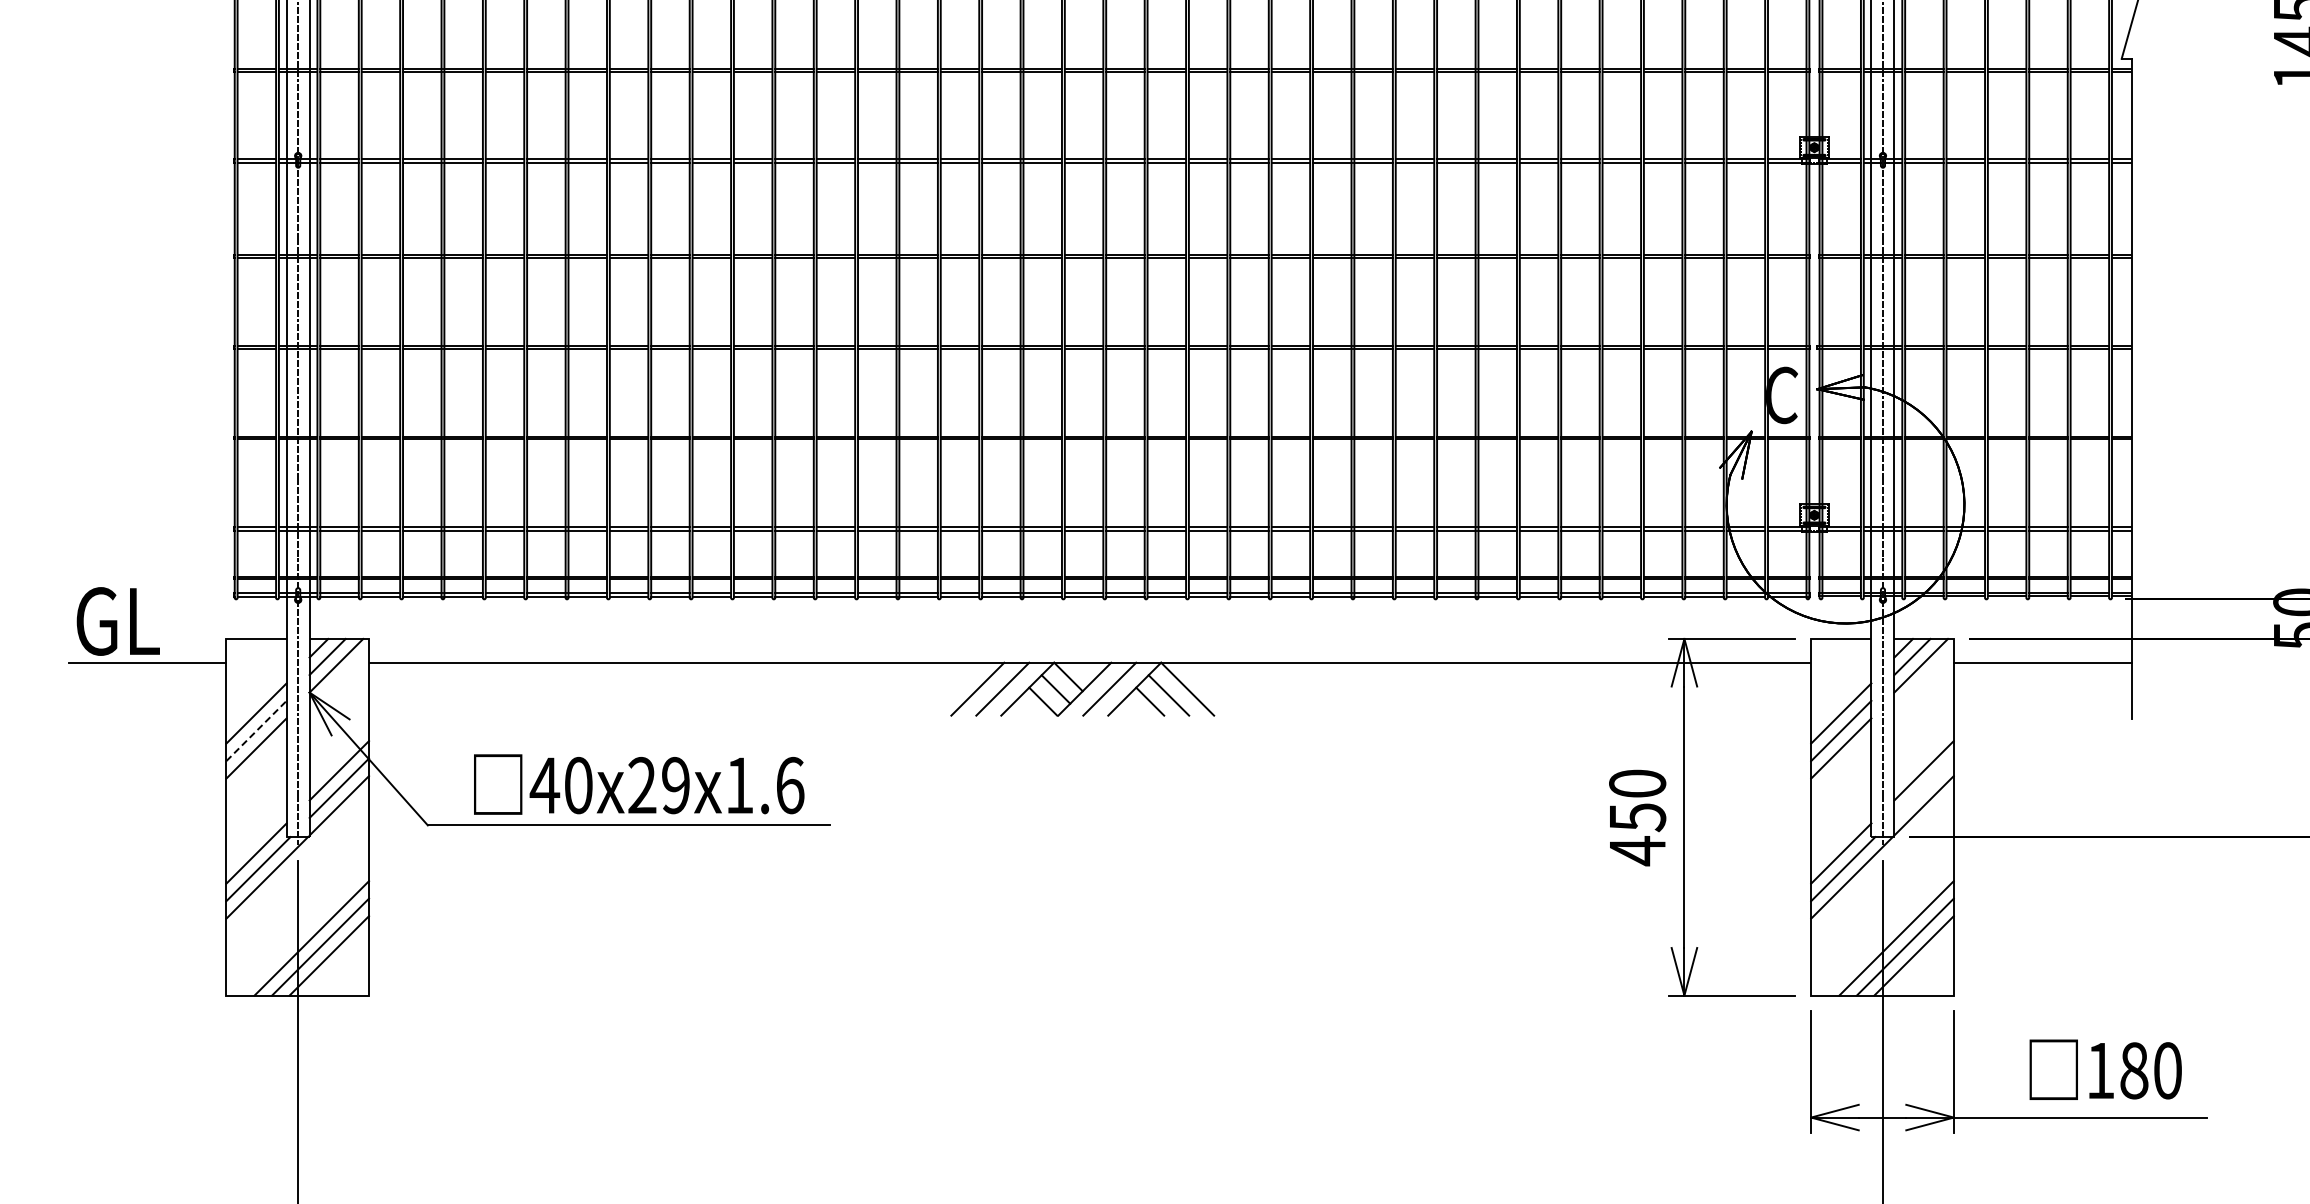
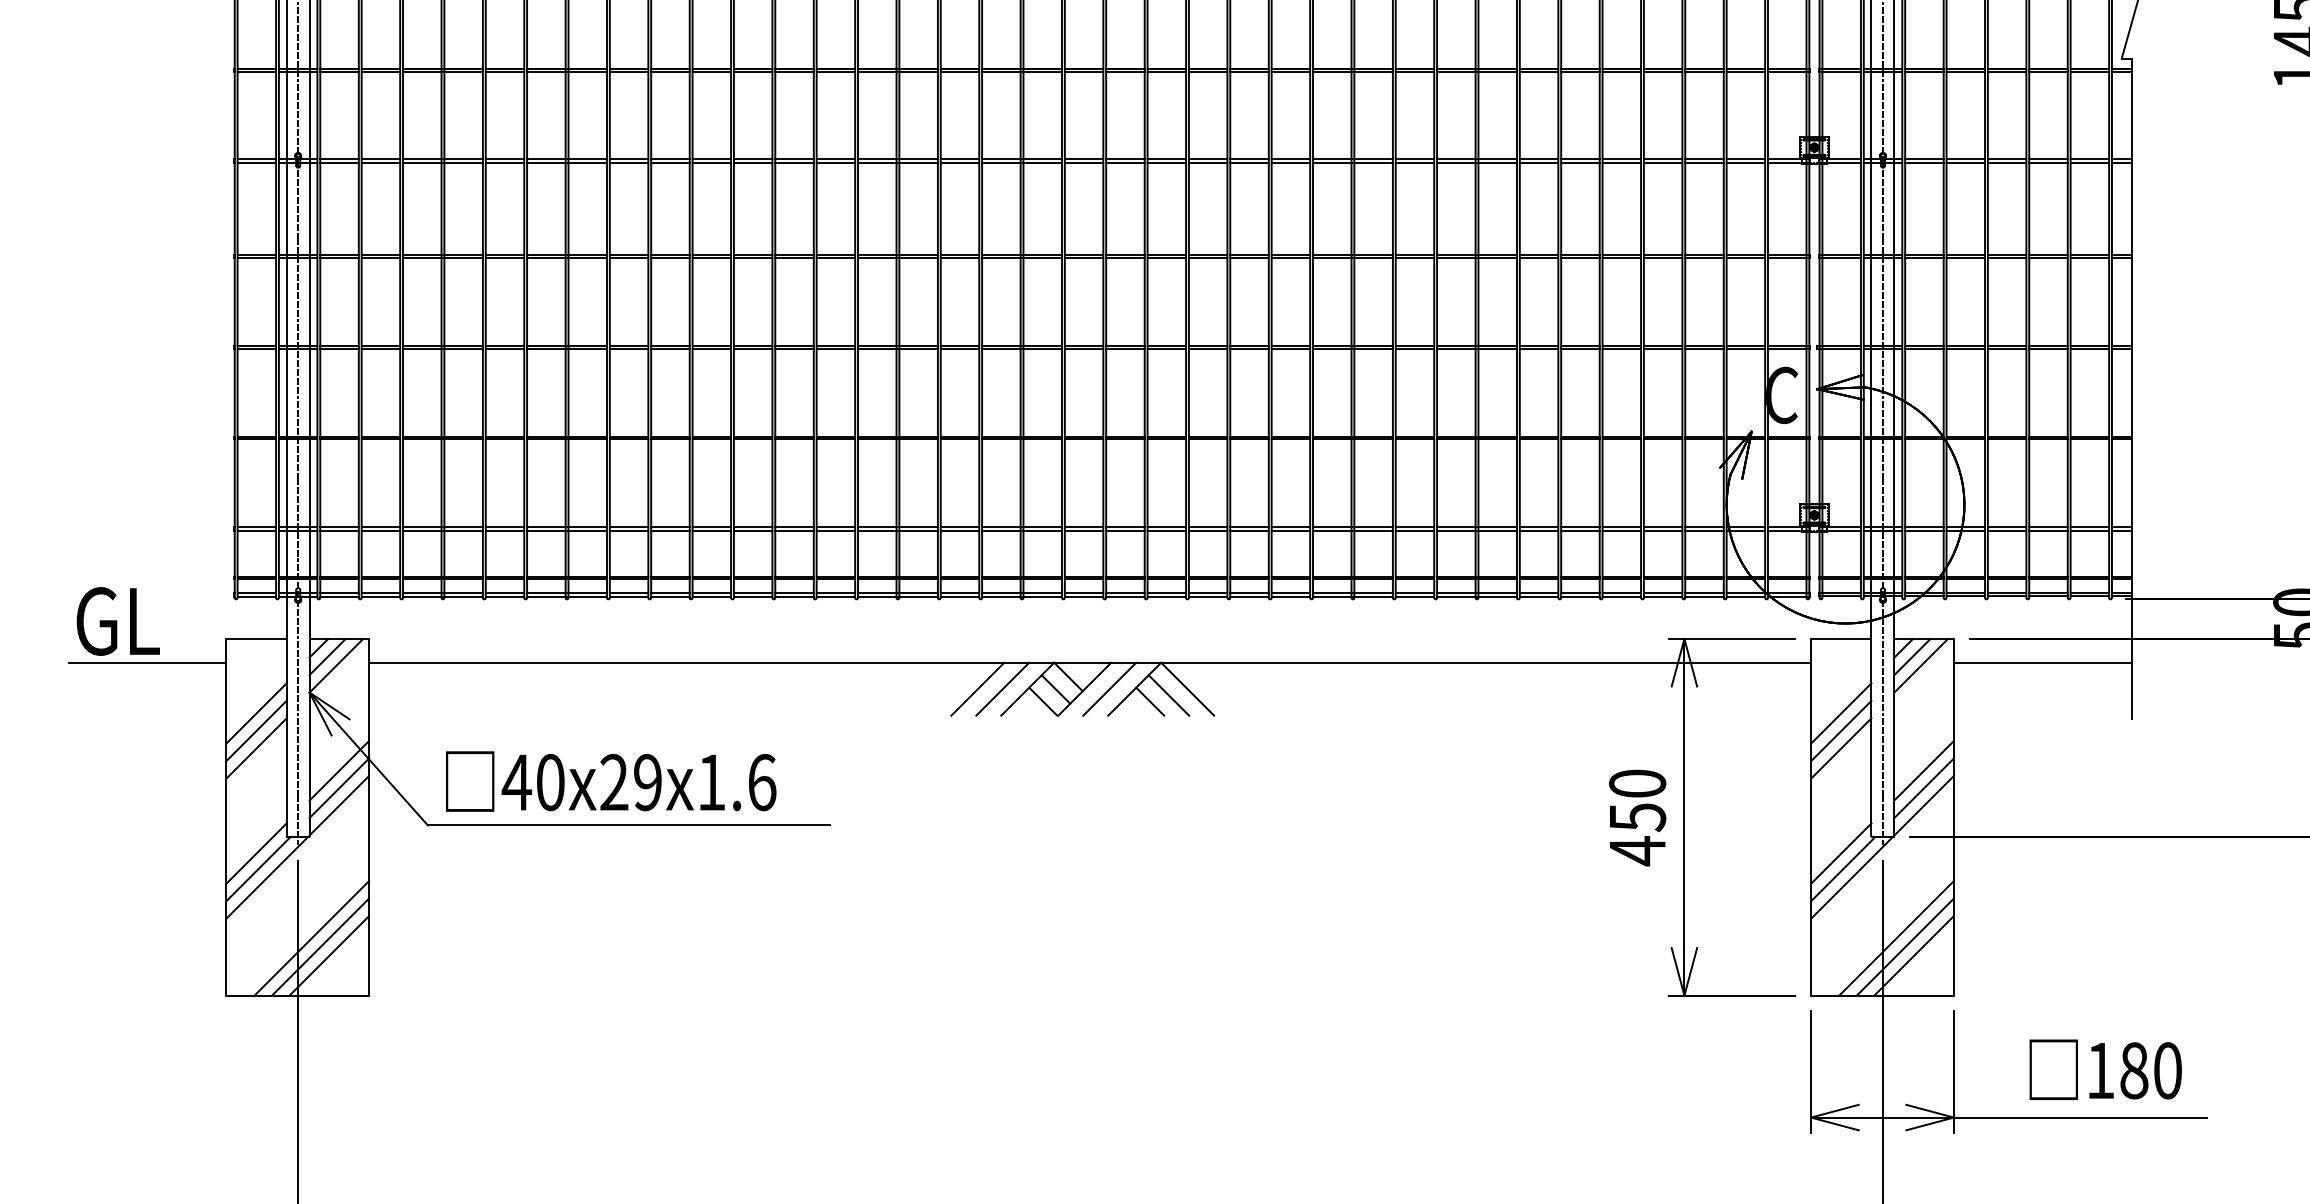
line: dashed -> solid (256, 731)
text position: (639, 784) -> (611, 781) (611, 781)
line: none -> present (1923, 787)
